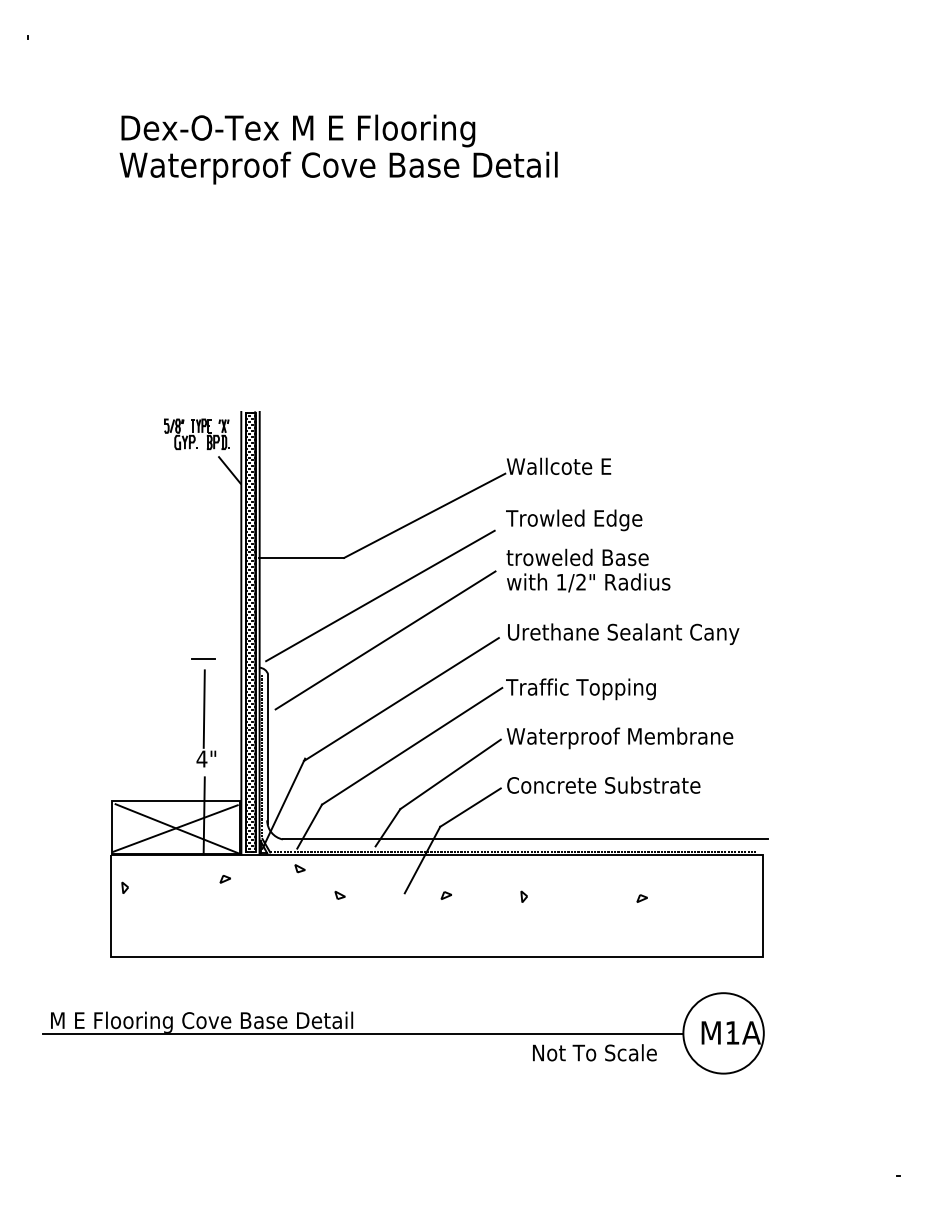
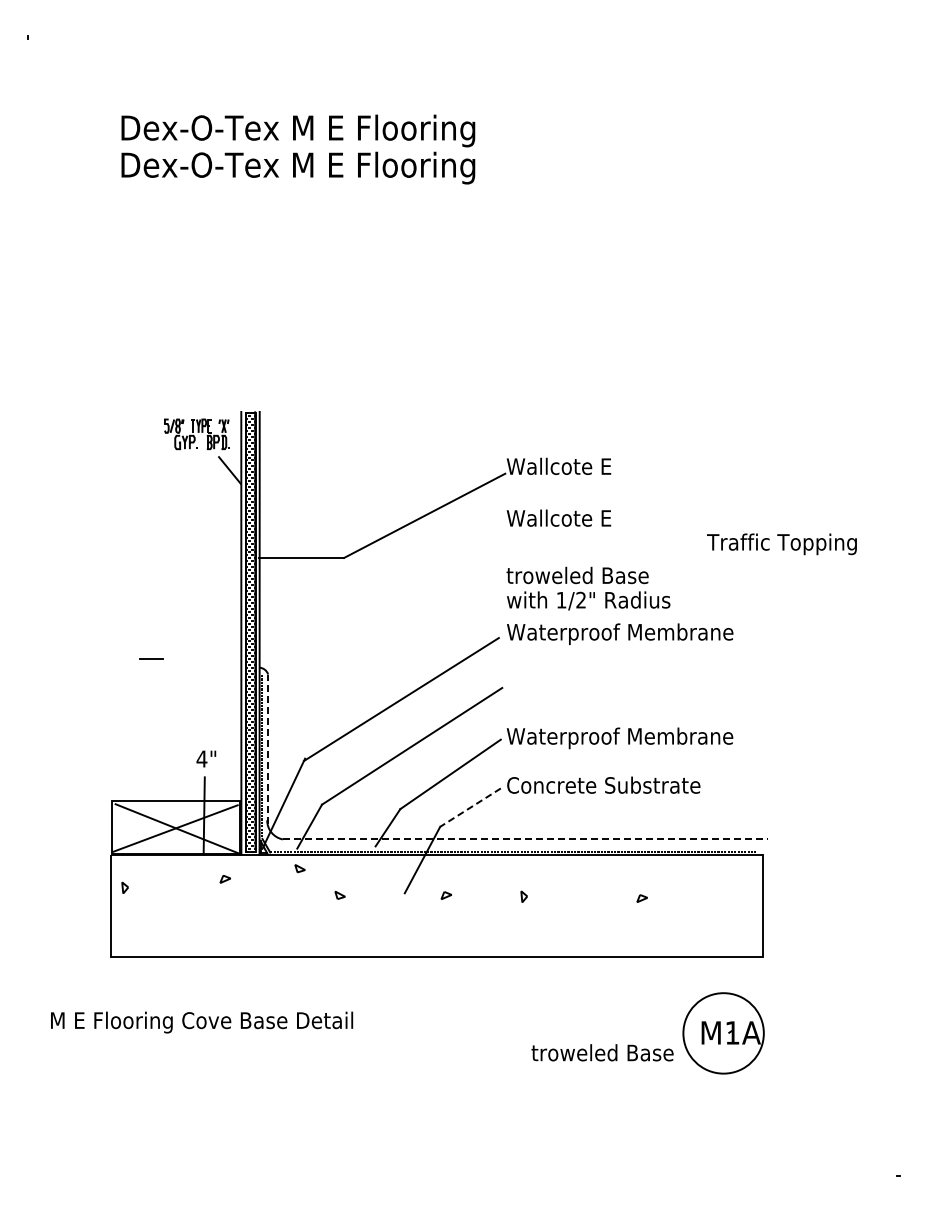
text: Waterproof Cove Base Detail -> Dex-O-Tex M E Flooring (338, 167)
text: Trowled Edge -> Wallcote E (574, 520)
text position: (588, 570) -> (588, 588) (588, 588)
line: present -> none (380, 595)
text: Urethane Sealant Cany -> Waterproof Membrane (623, 634)
line: present -> none (385, 640)
line position: (203, 658) -> (151, 658) (151, 658)
text position: (580, 689) -> (781, 544) (781, 544)
line: present -> none (203, 708)
line: solid -> dashed (268, 748)
line: solid -> dashed (470, 807)
line: solid -> dashed (525, 839)
line: present -> none (362, 1034)
text: Not To Scale -> troweled Base (602, 1052)
